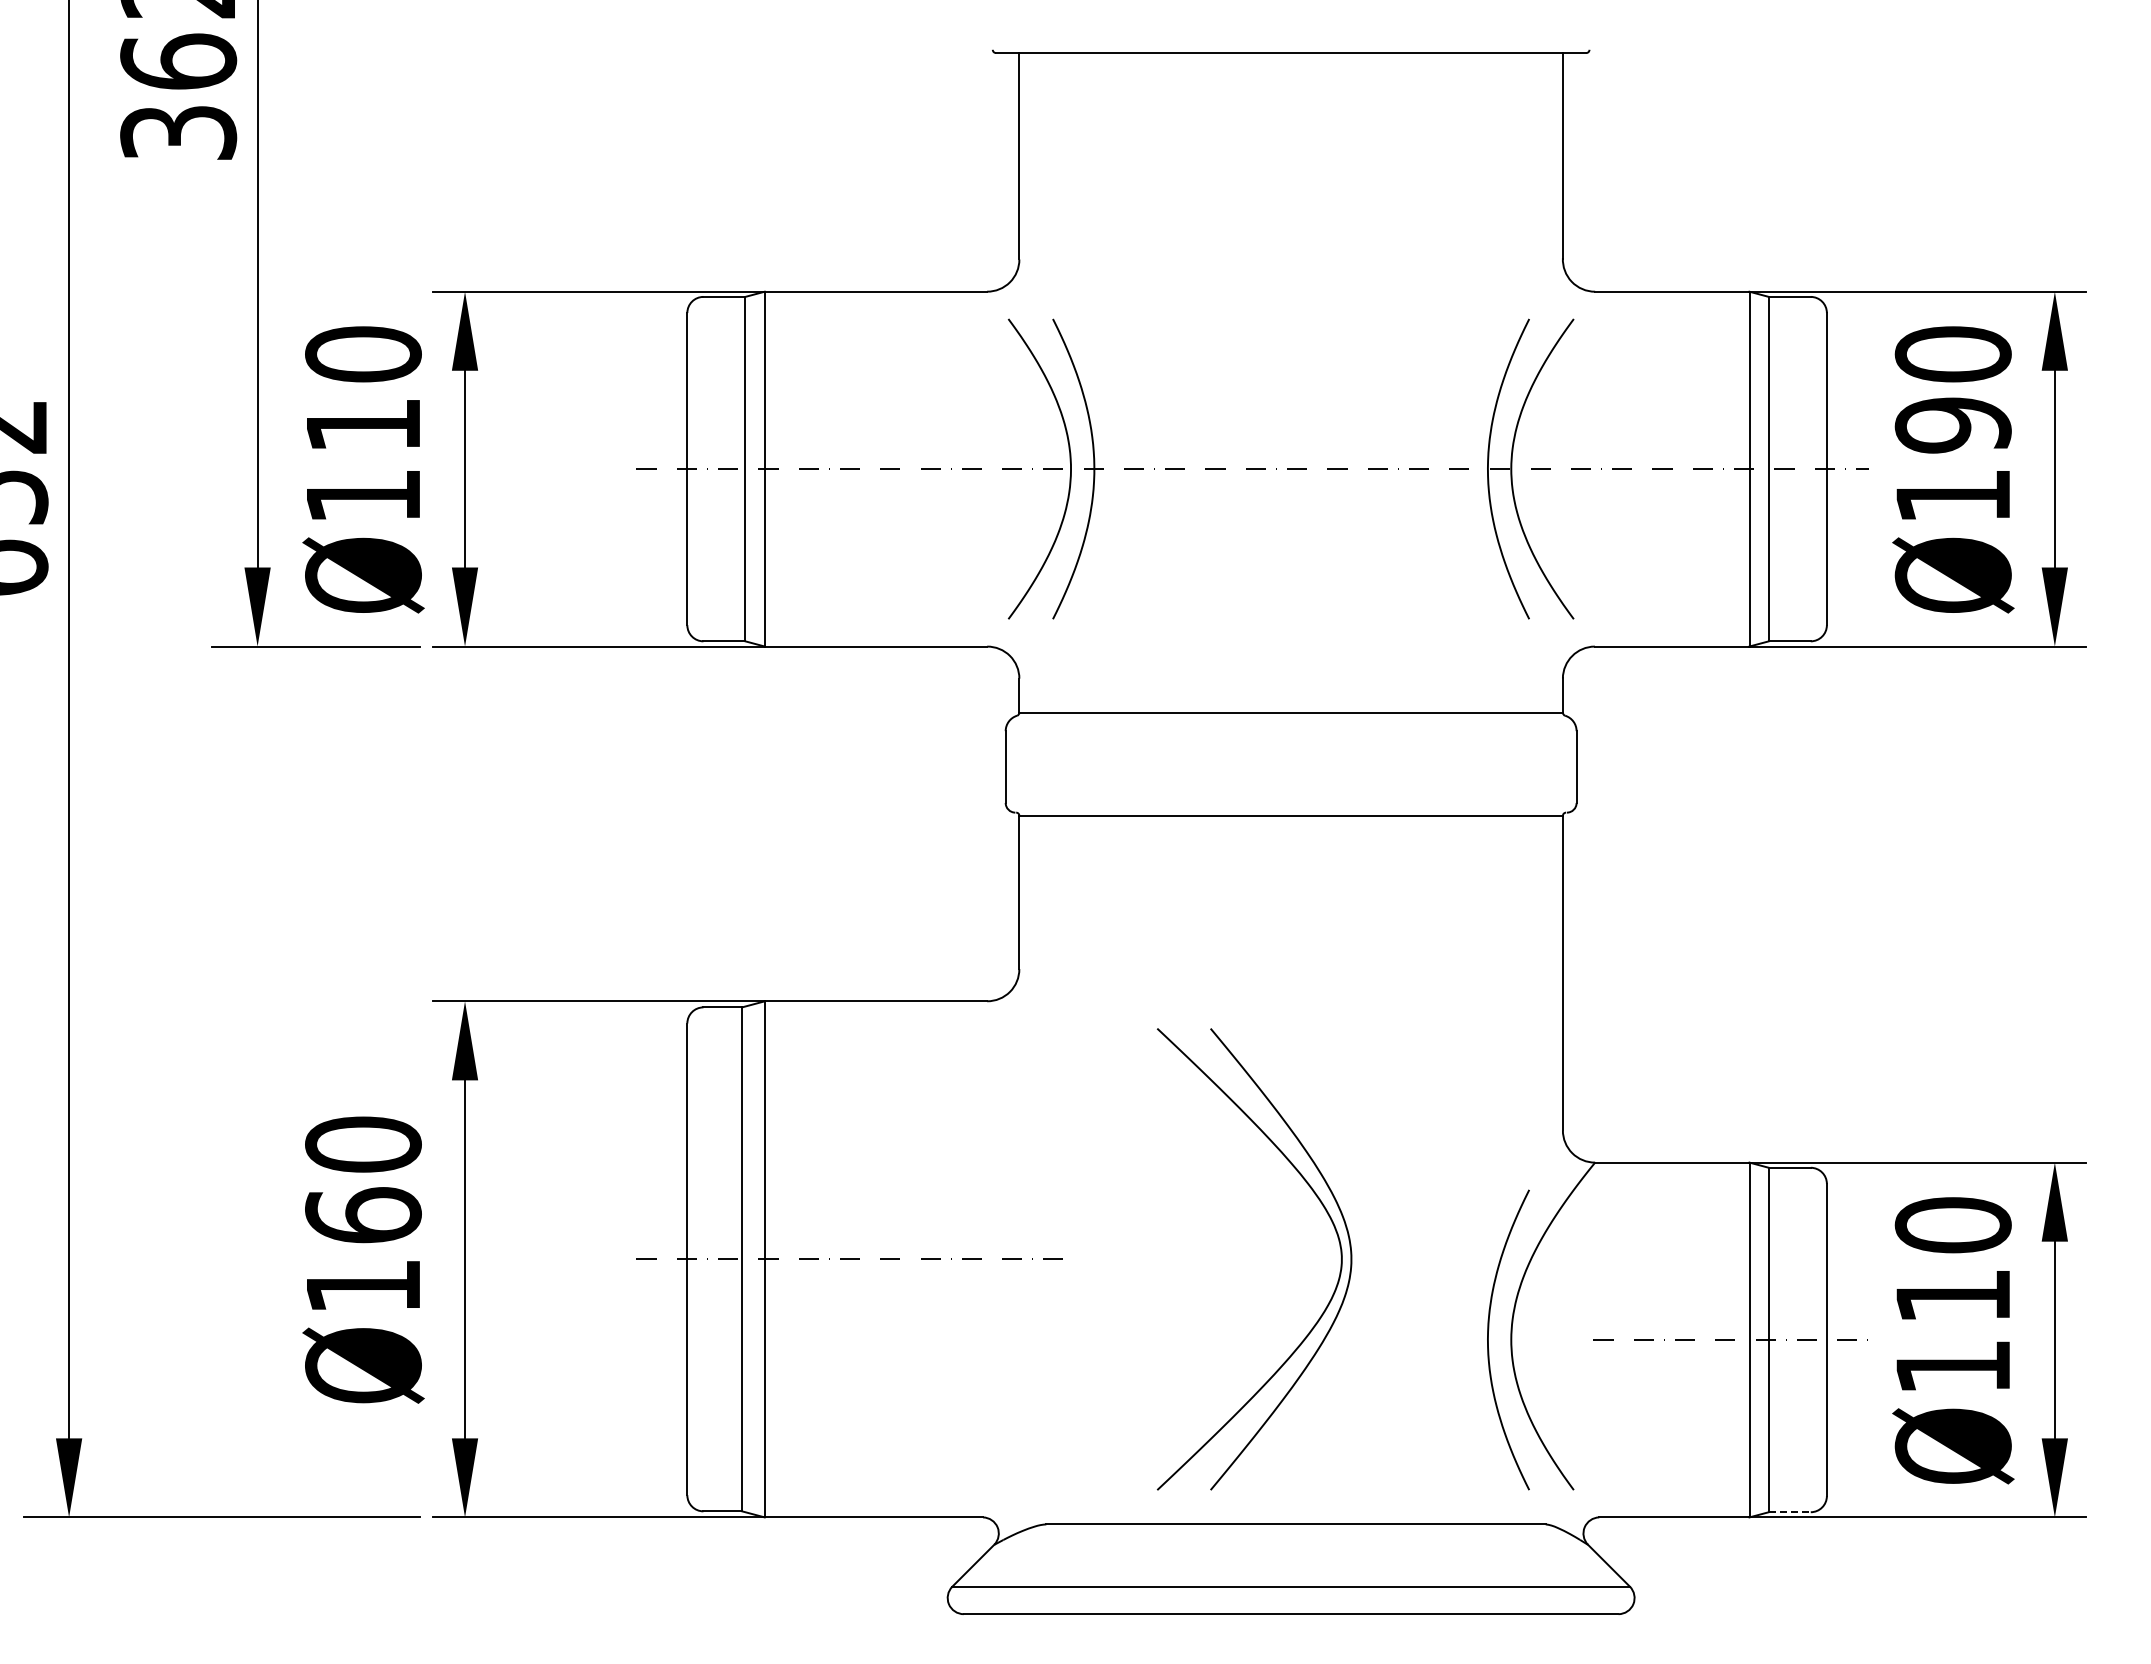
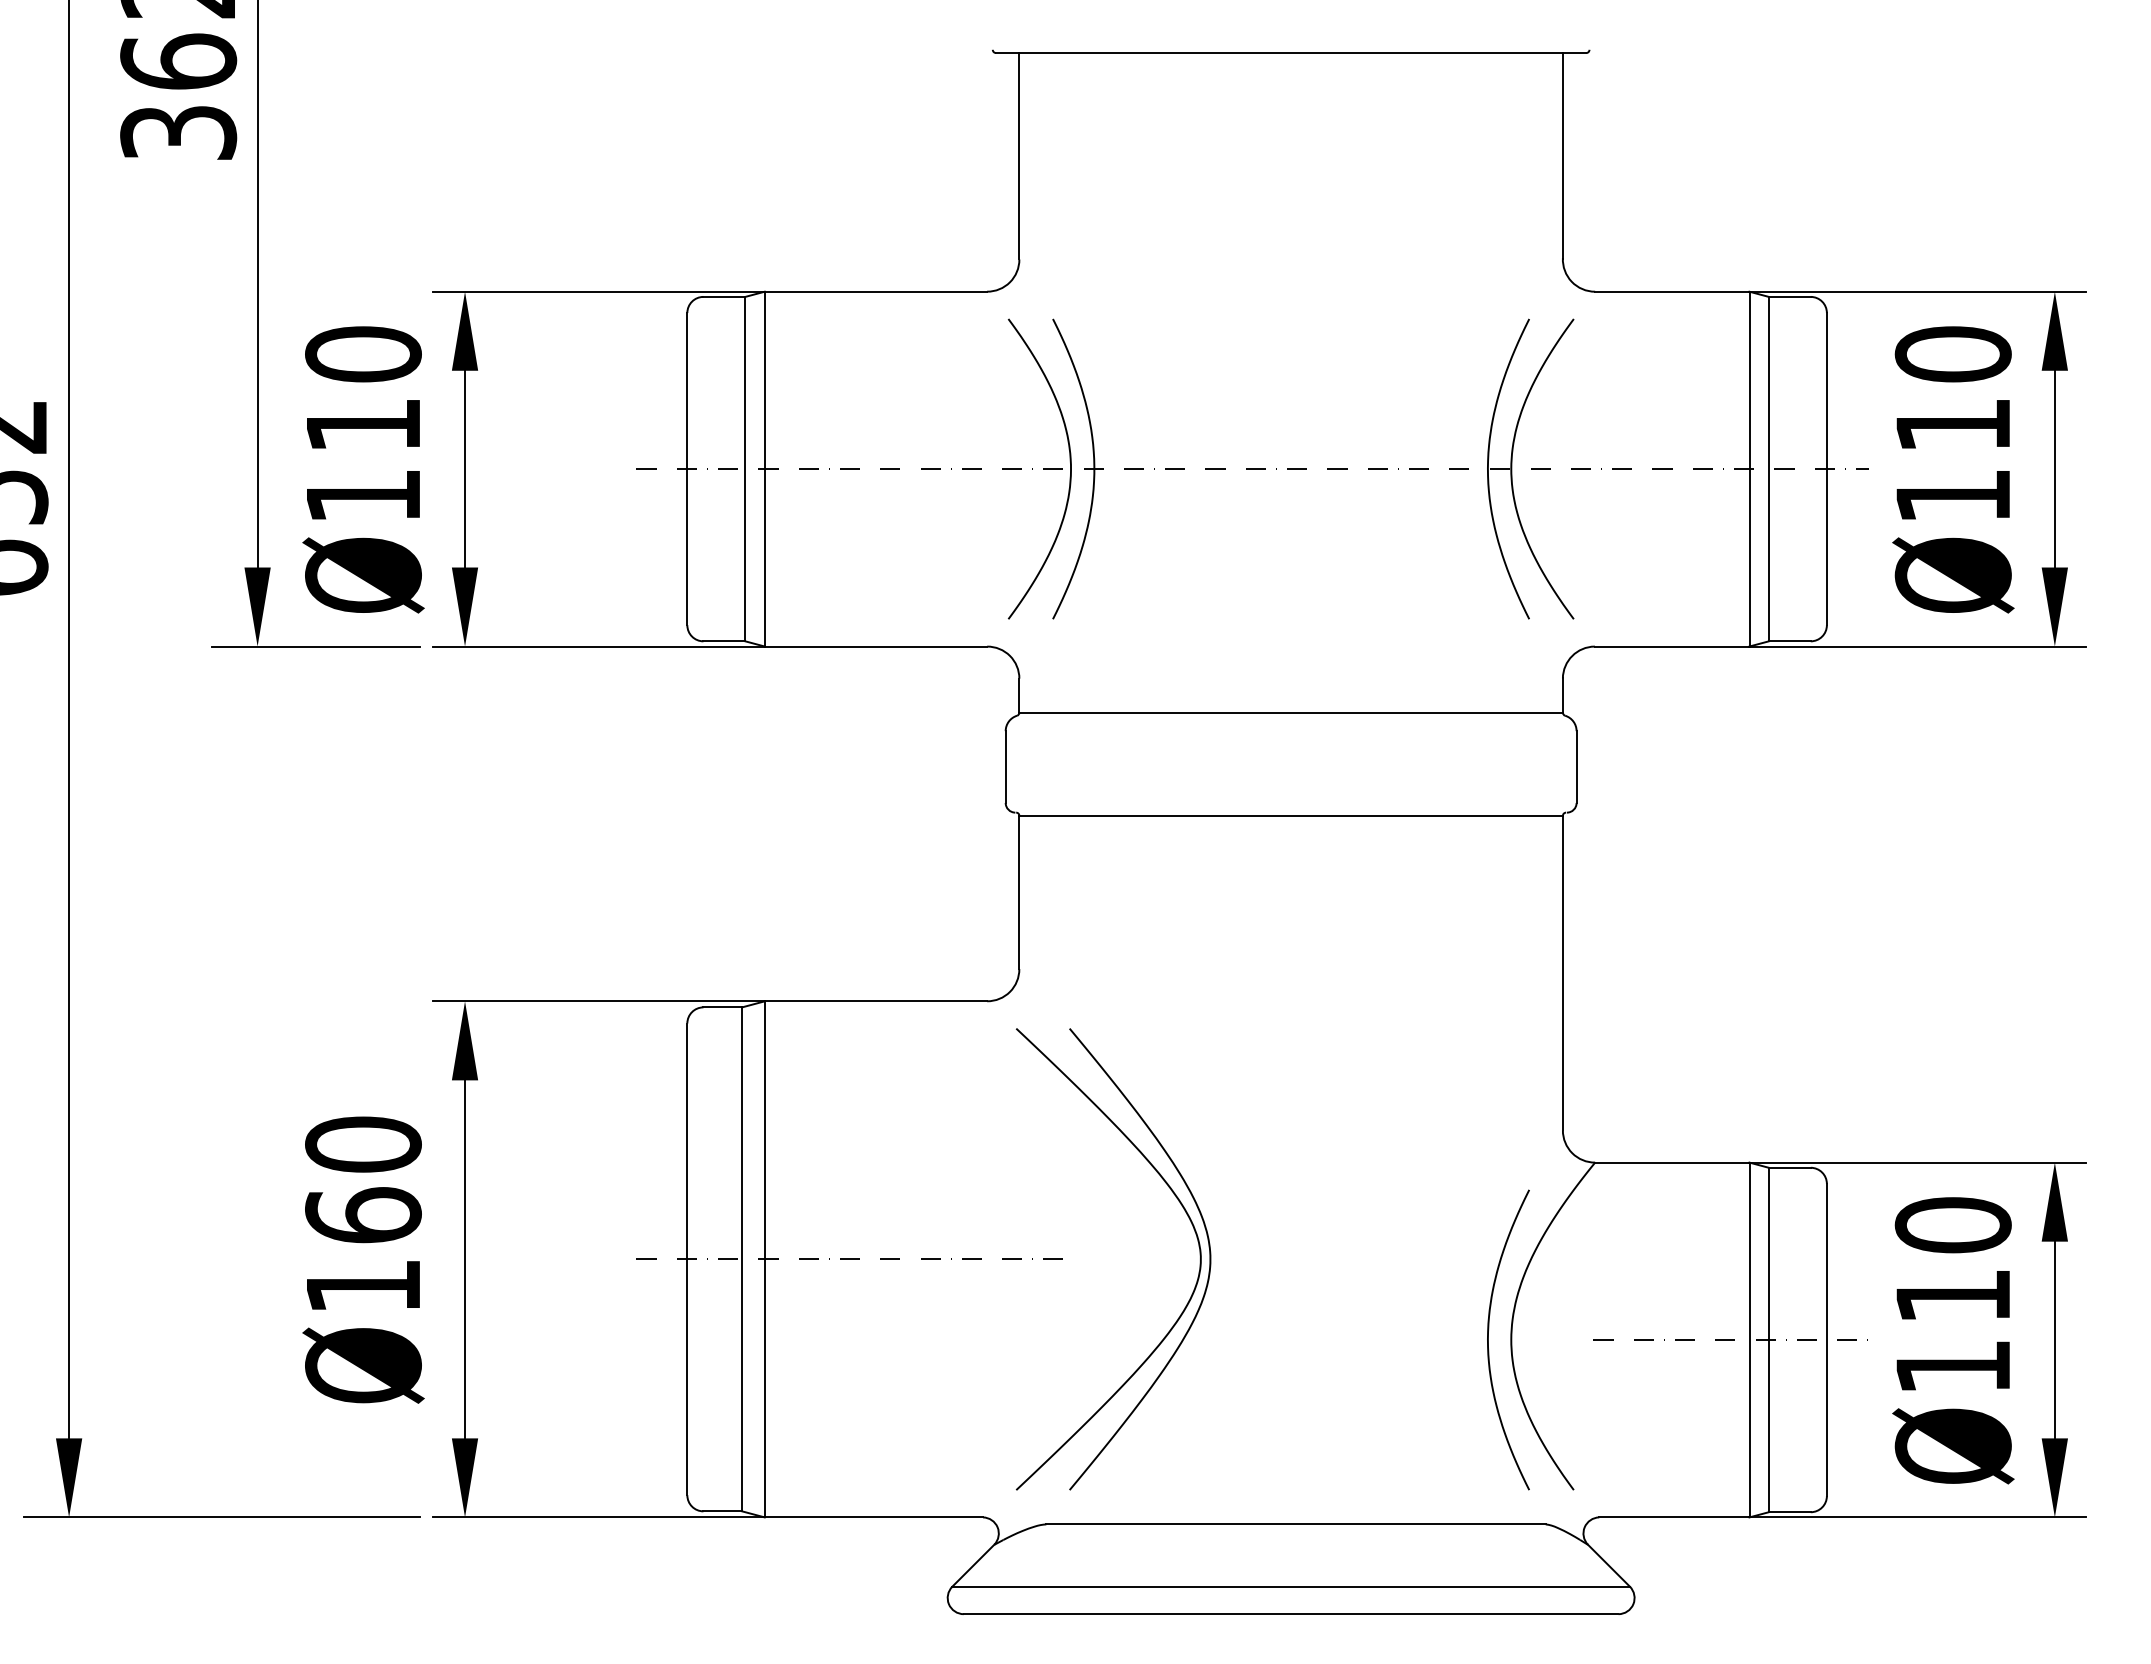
text: Ø190 -> Ø110 (1952, 425)
part position: (1333, 1291) -> (1192, 1291) (1192, 1291)
line: dashed -> solid (1789, 1512)
